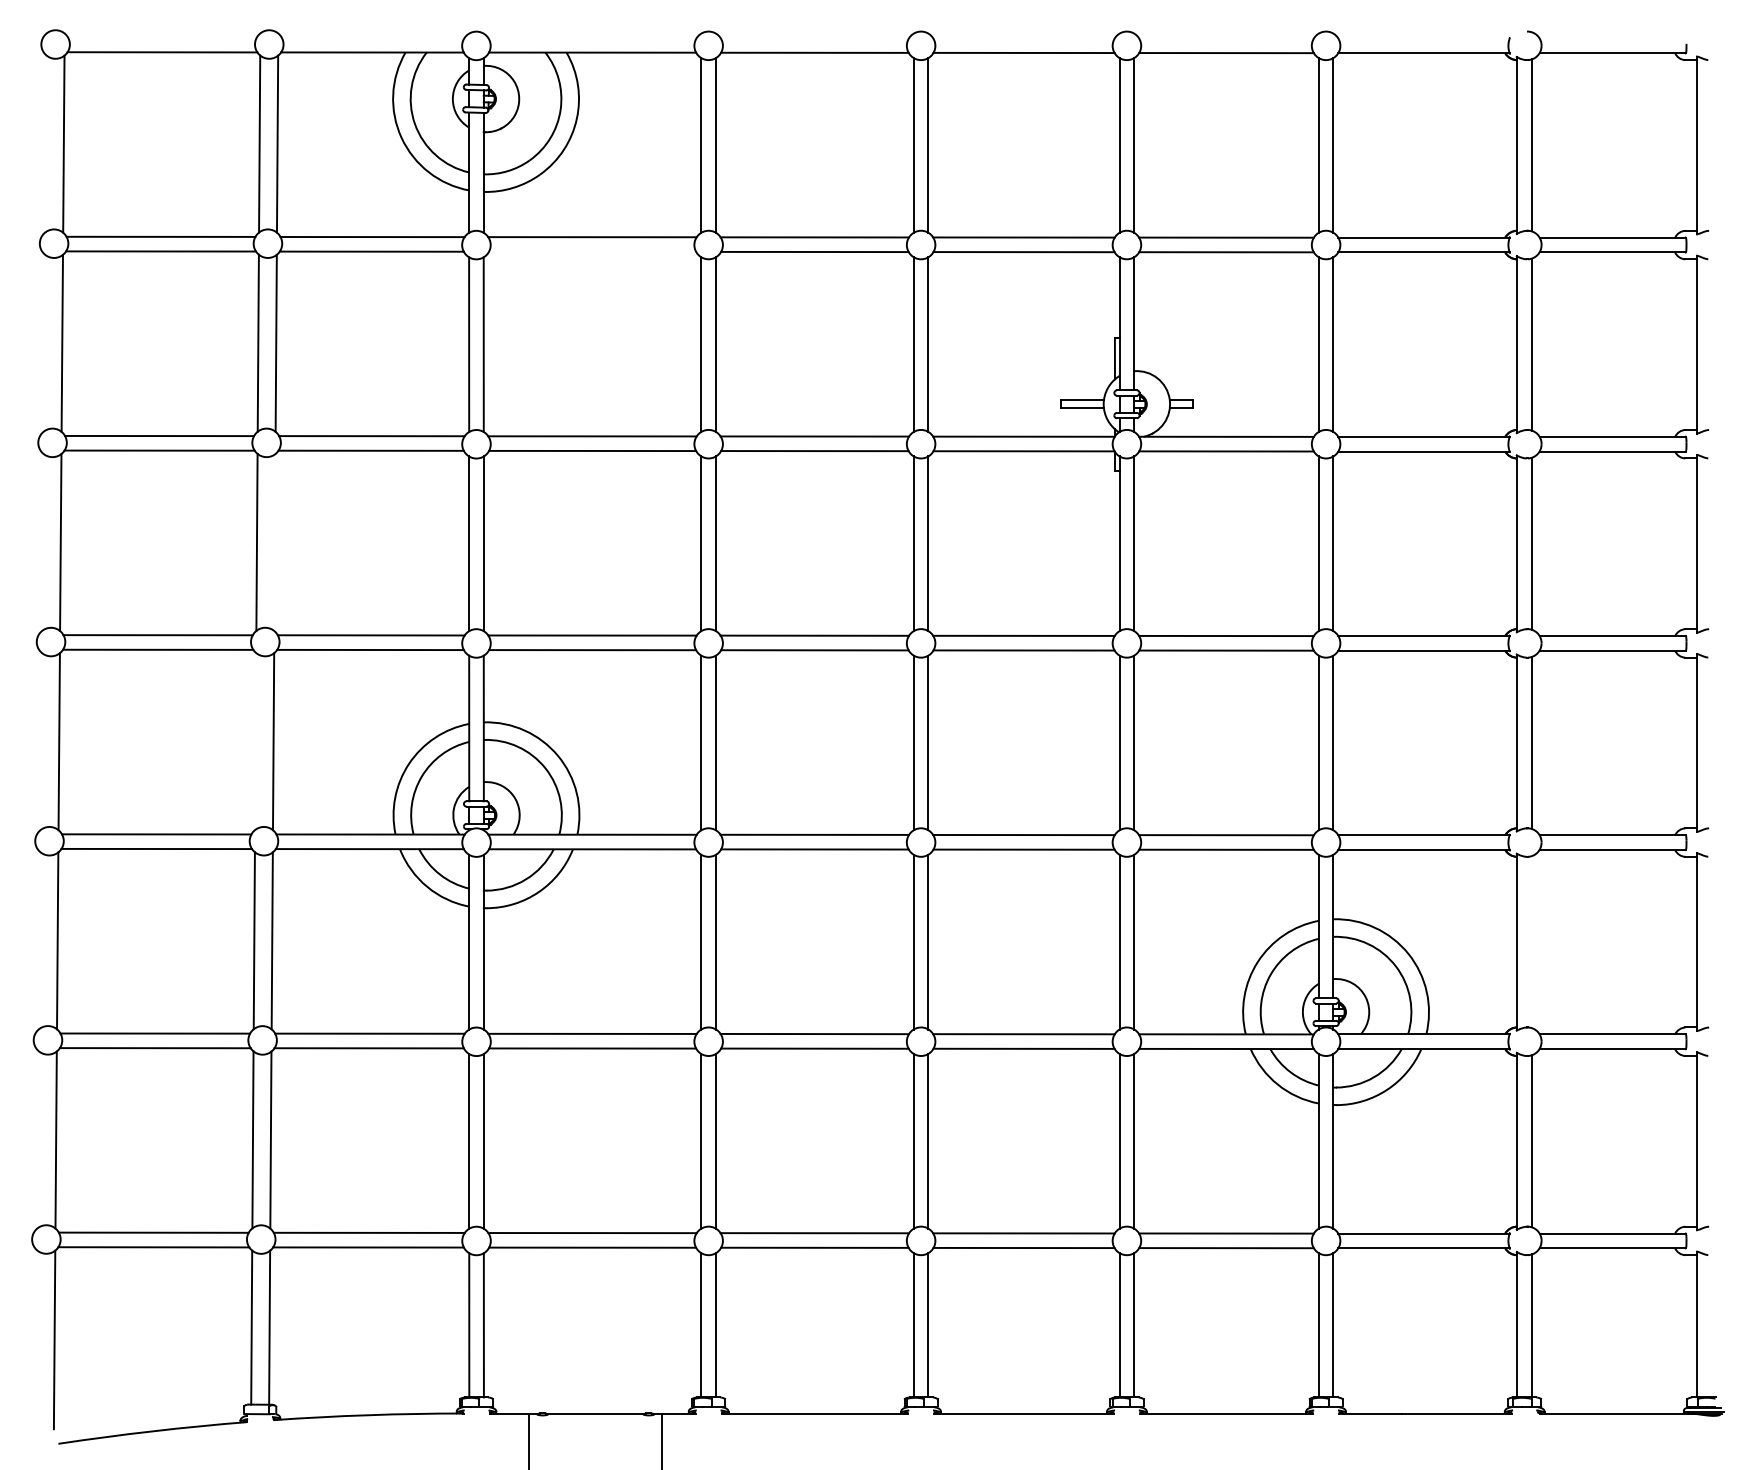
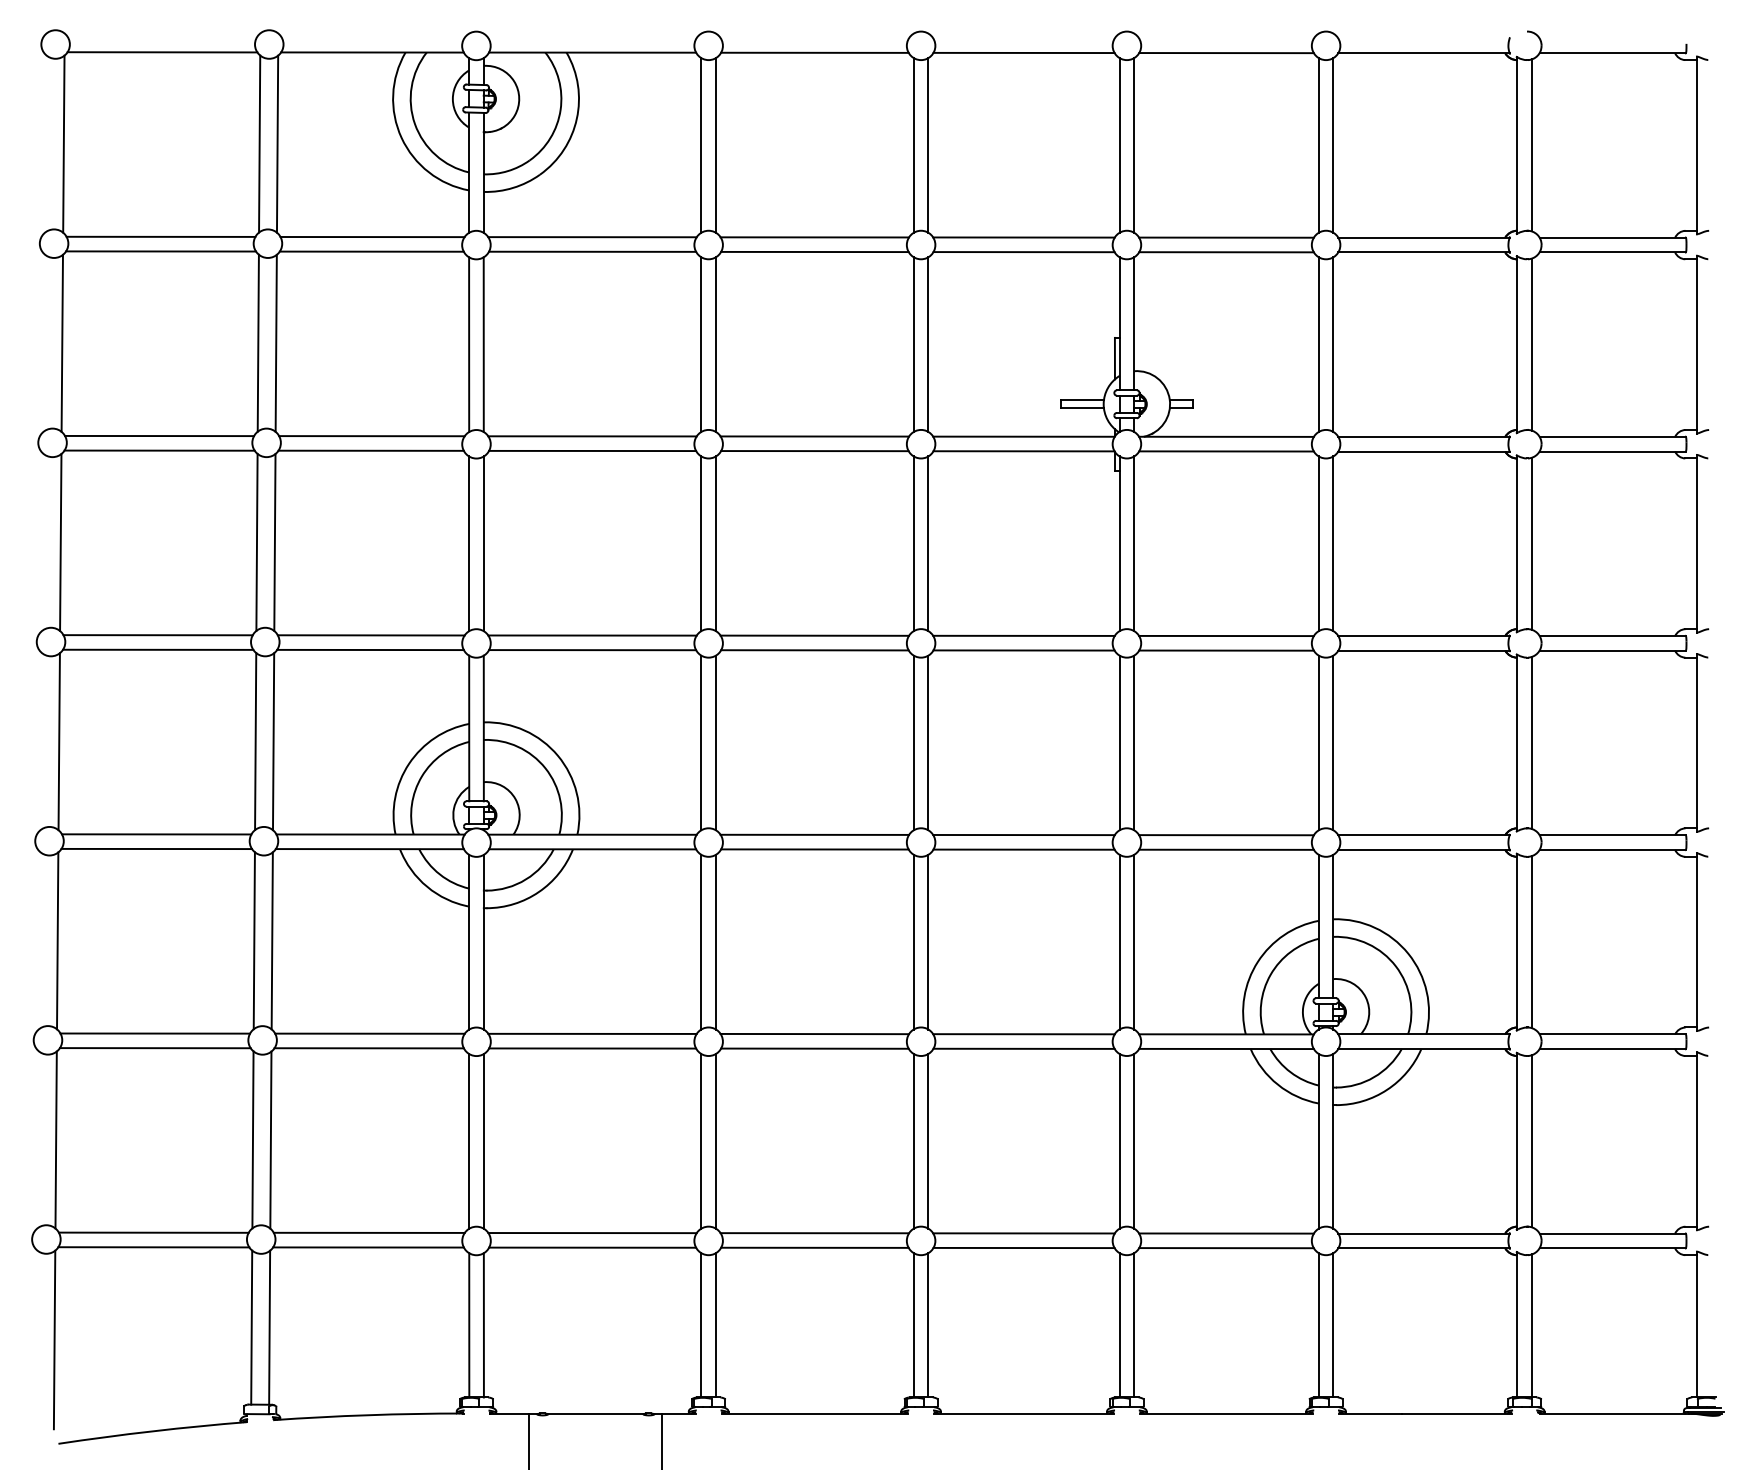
line: none -> present (592, 251)
line: none -> present (274, 542)
line: none -> present (255, 741)
line: none -> present (1531, 942)
